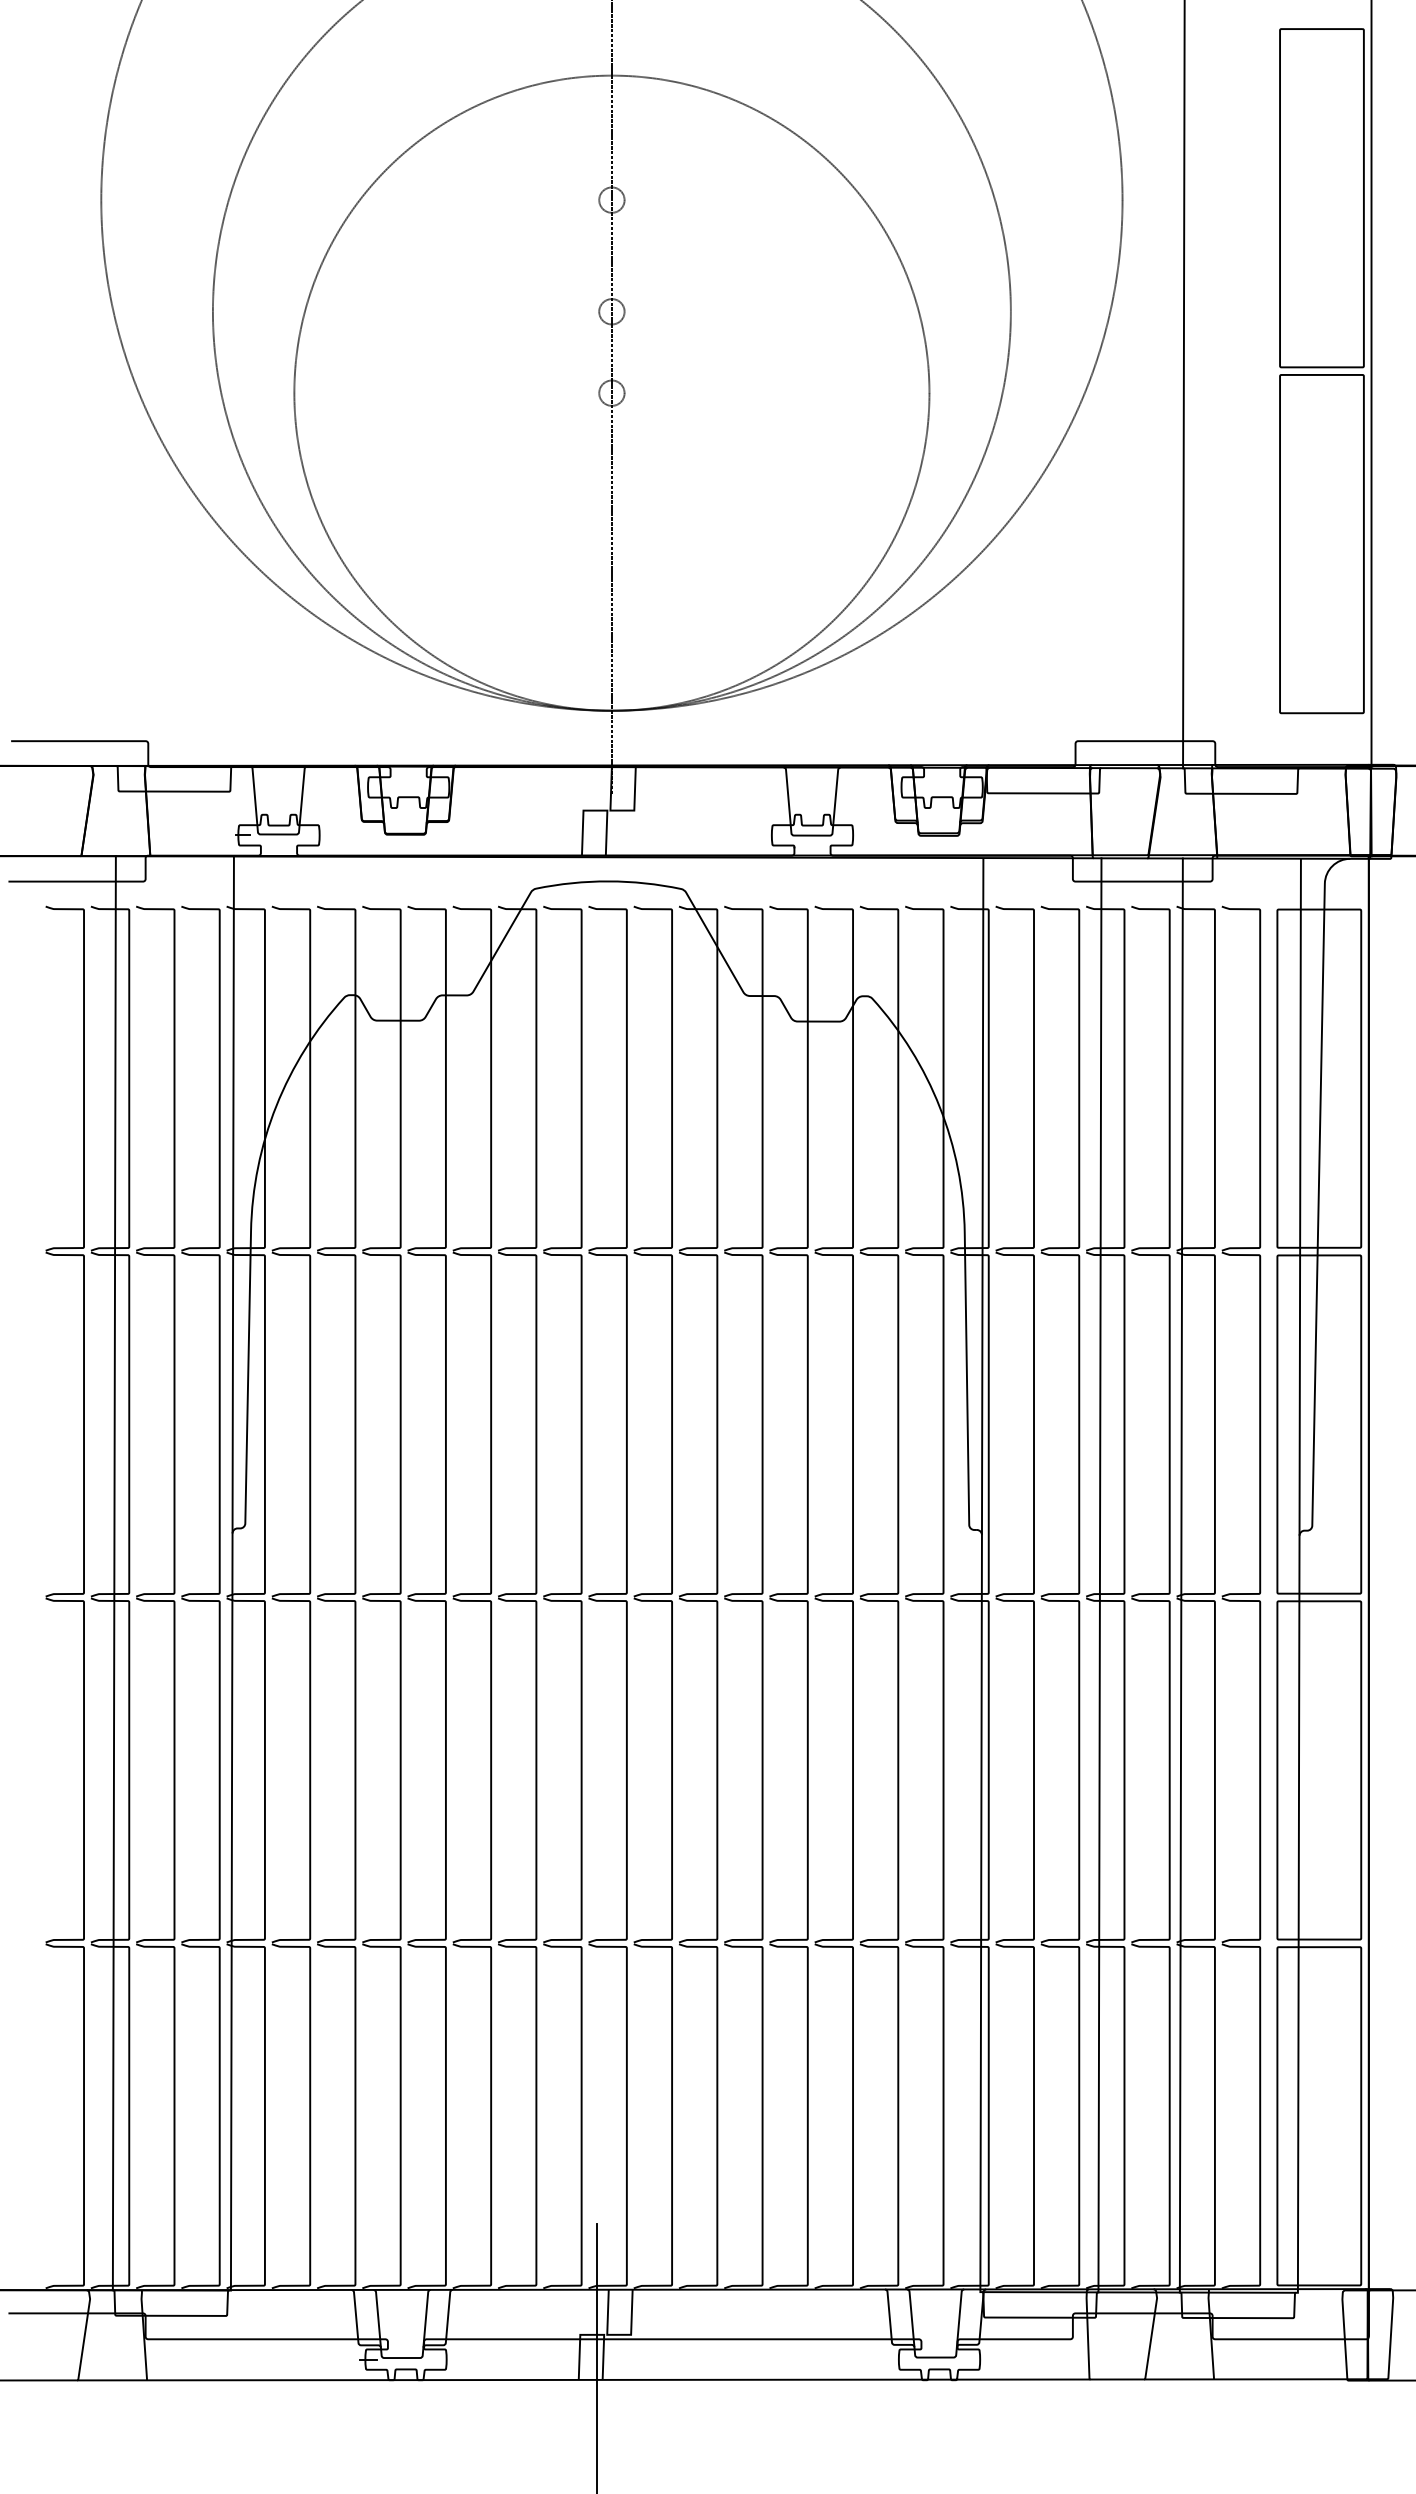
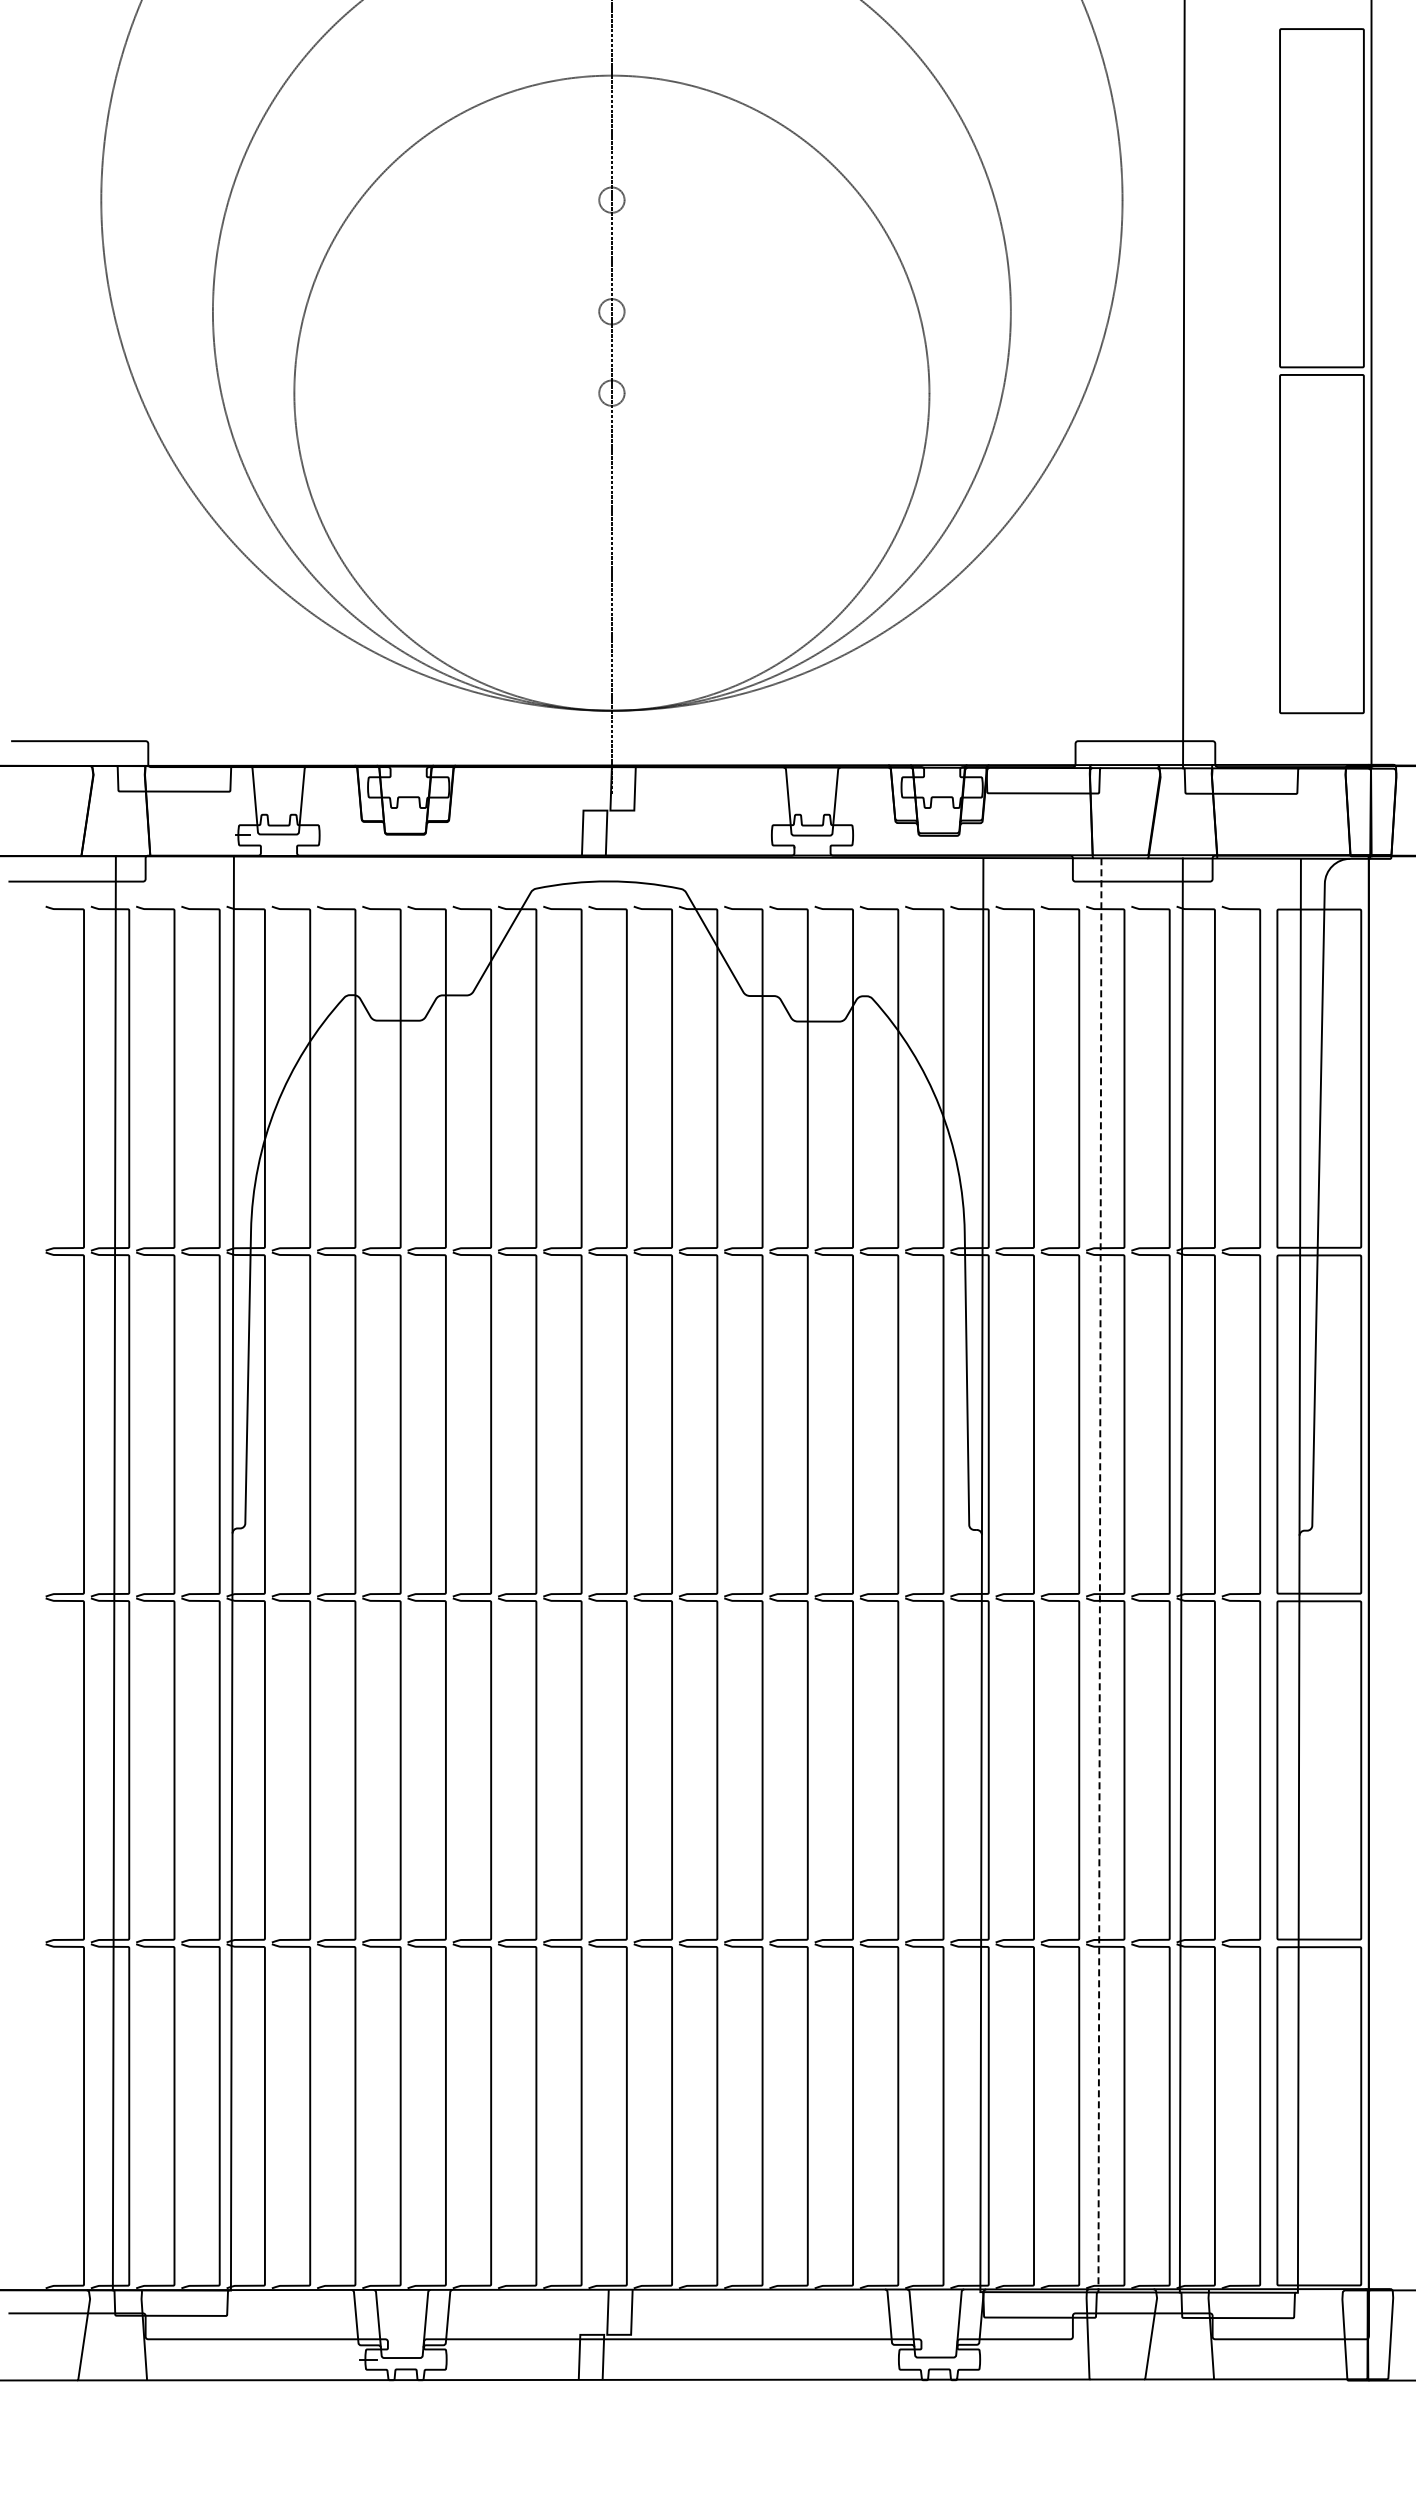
line: solid -> dashed (1099, 1575)
line: present -> none (597, 2357)
